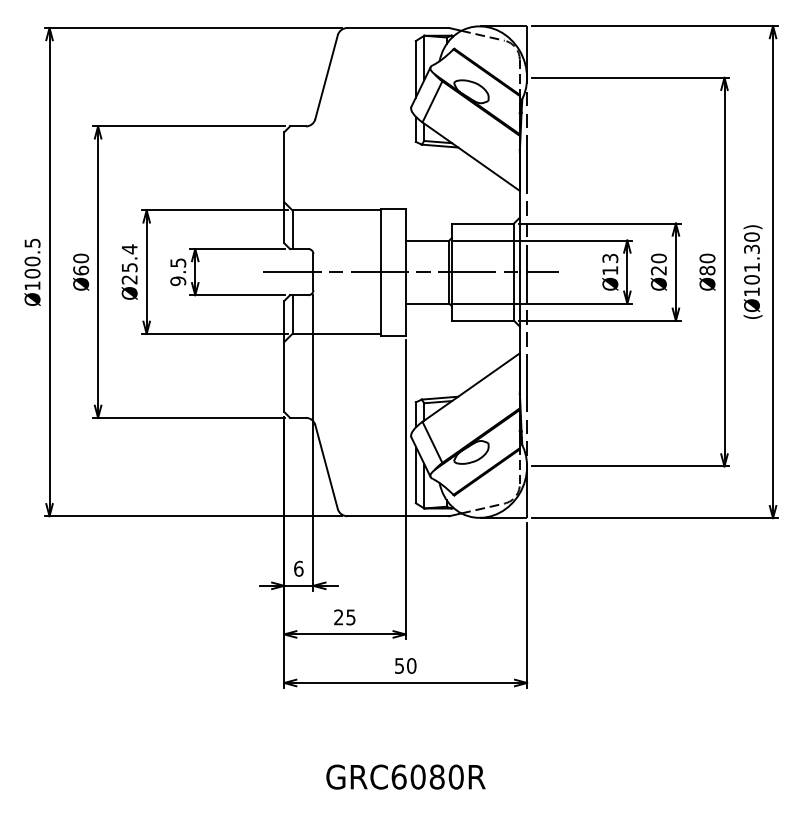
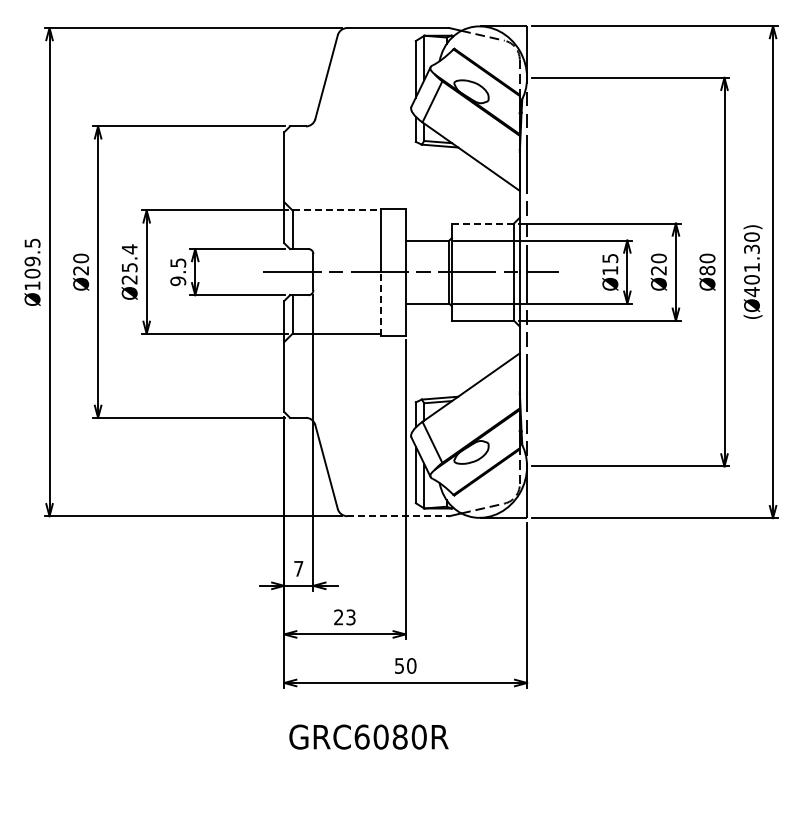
line: solid -> dashed (337, 210)
line: solid -> dashed (483, 223)
text: Ø13 -> Ø15 (609, 258)
text: Ø100.5 -> Ø109.5 (32, 261)
text: Ø60 -> Ø20 (81, 270)
text: (Ø101.30) -> (Ø401.30) (751, 292)
line: solid -> dashed (381, 303)
line: solid -> dashed (398, 516)
text: 6 -> 7 (298, 568)
text: 25 -> 23 (350, 616)
text position: (405, 776) -> (368, 736) (368, 736)
